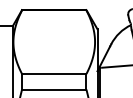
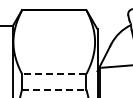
line: solid -> dashed (53, 74)
line: solid -> dashed (54, 89)
